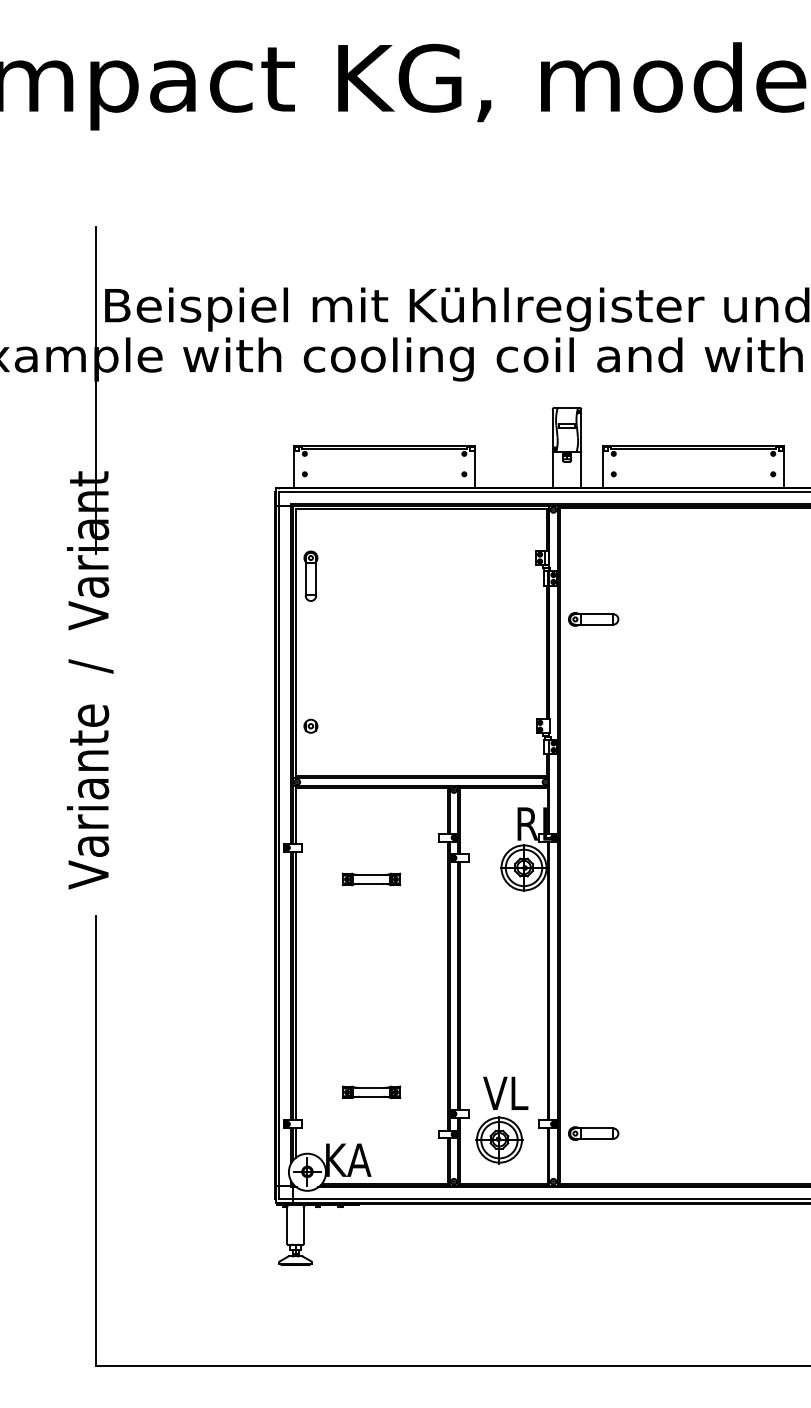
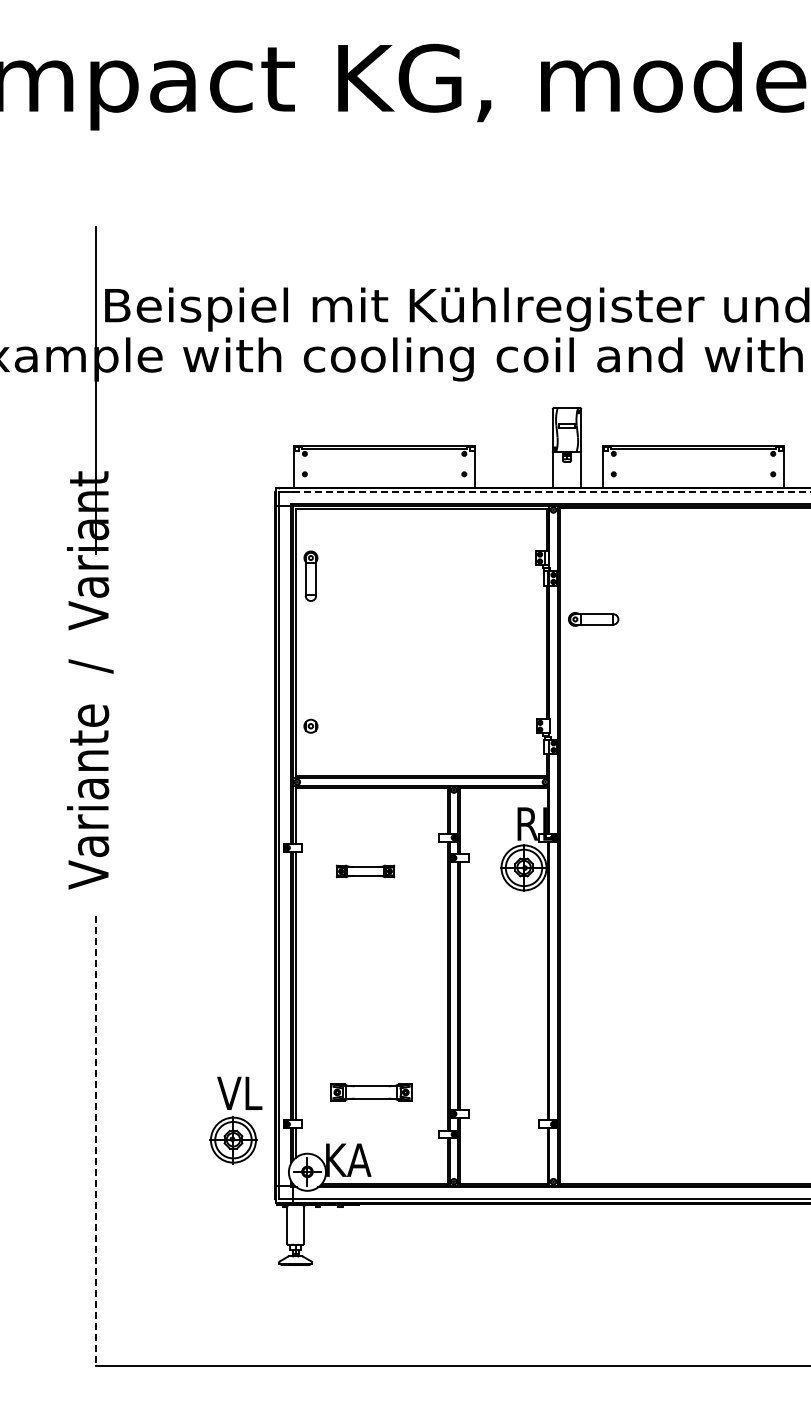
line: solid -> dashed (552, 492)
part position: (371, 879) -> (365, 871) (365, 871)
part size: 61x14 px -> 83x19 px (371, 1092)
part position: (501, 1120) -> (235, 1120) (235, 1120)
part: present -> none (593, 1133)
line: solid -> dashed (95, 1140)
